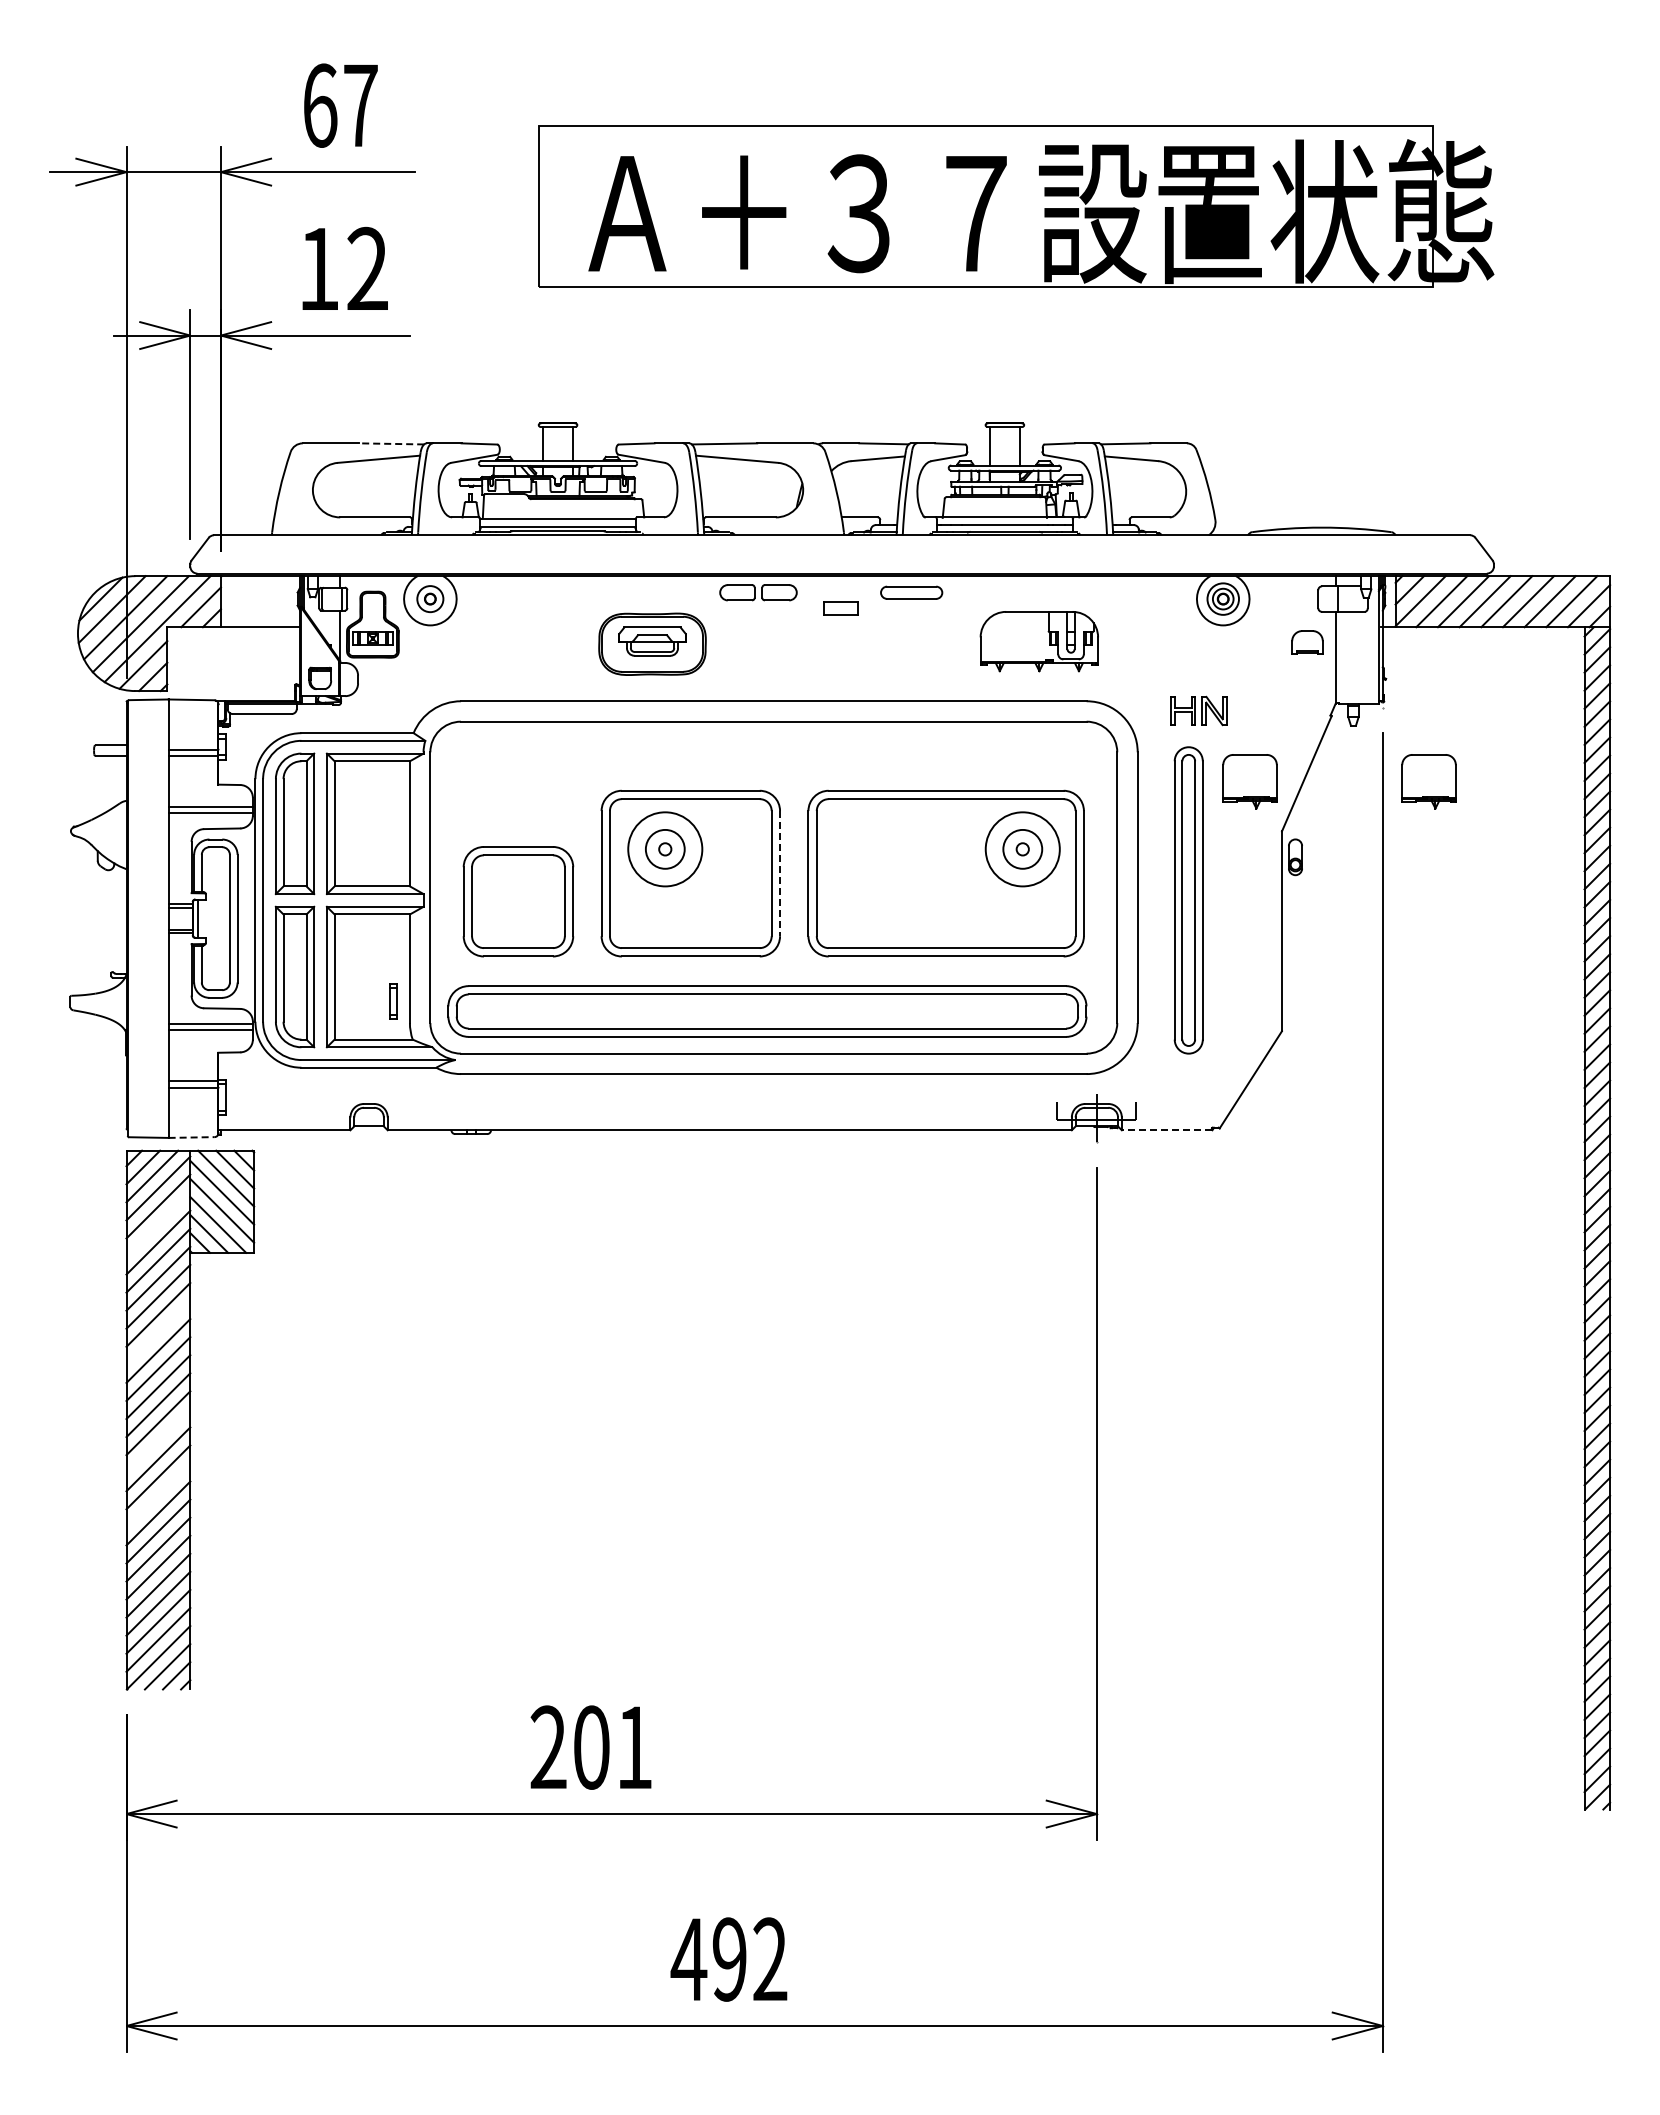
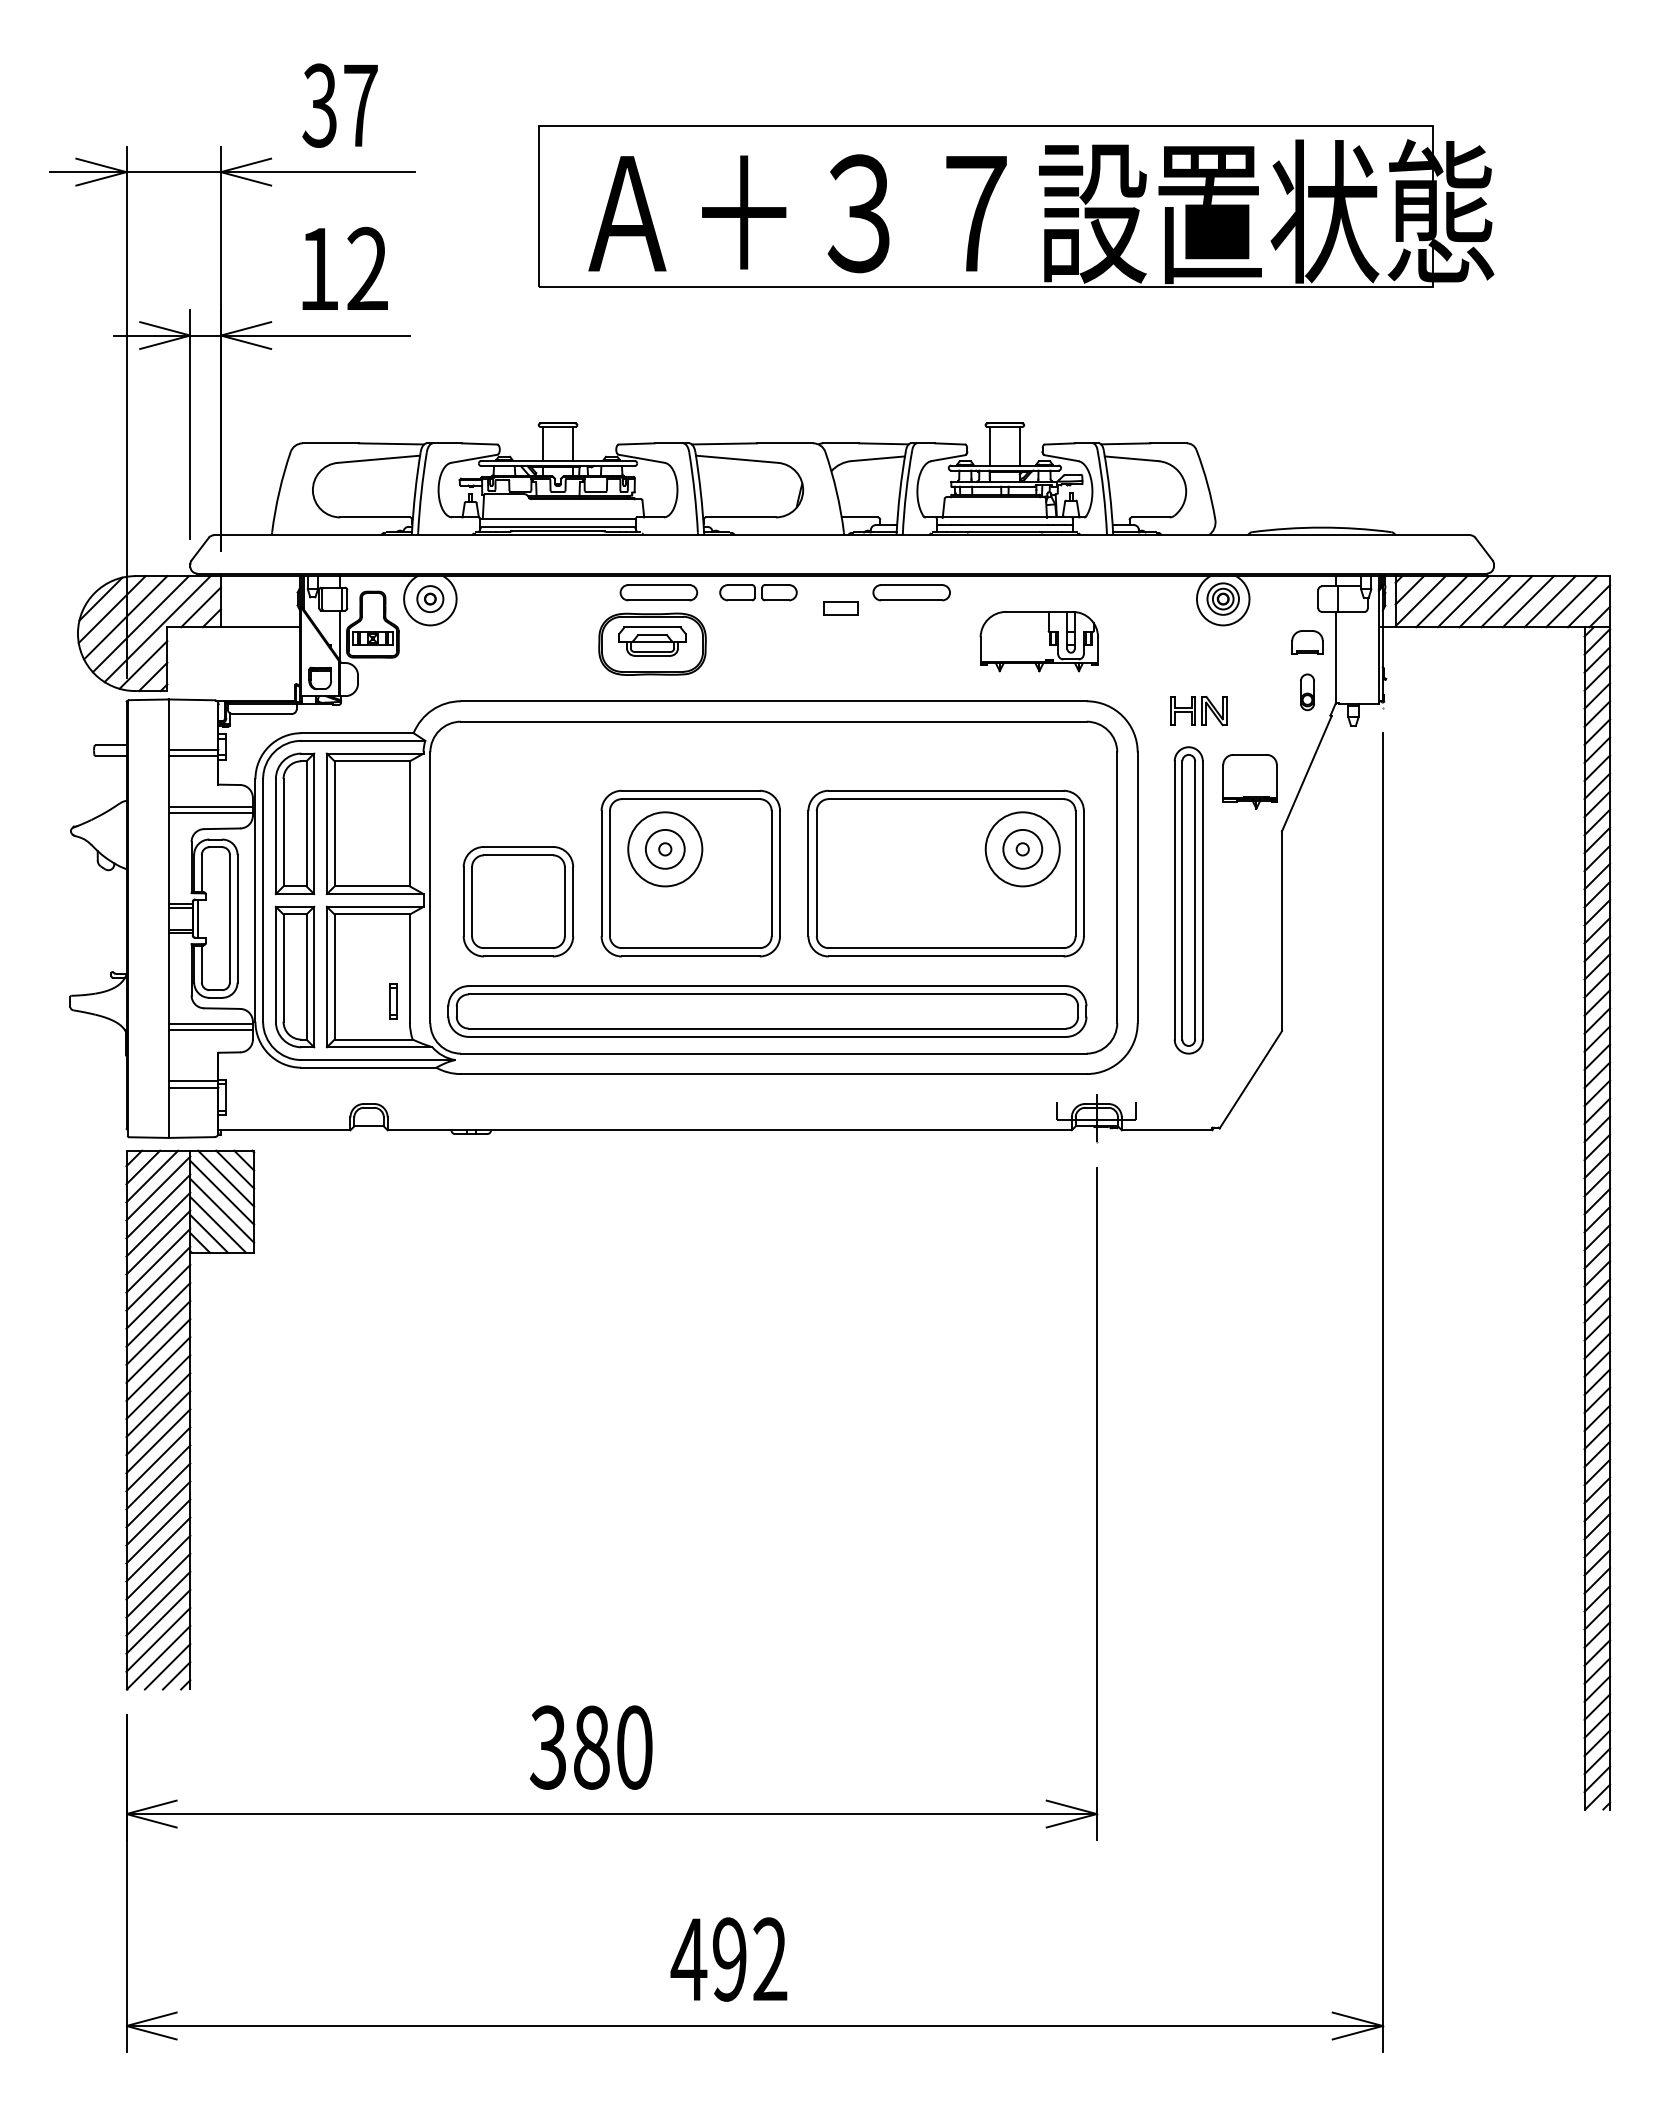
text: 67 -> 37 (319, 105)
line: dashed -> solid (391, 443)
part: none -> present (658, 592)
part size: 64x15 px -> 79x18 px (911, 592)
part: present -> none (1428, 781)
part position: (1295, 857) -> (1307, 692) (1307, 692)
line: dashed -> solid (780, 873)
line: dashed -> solid (1166, 1130)
line: dashed -> solid (192, 1137)
line: none -> present (158, 1224)
line: none -> present (158, 1332)
line: none -> present (158, 1441)
line: none -> present (158, 1495)
text: 201 -> 380 (590, 1747)
